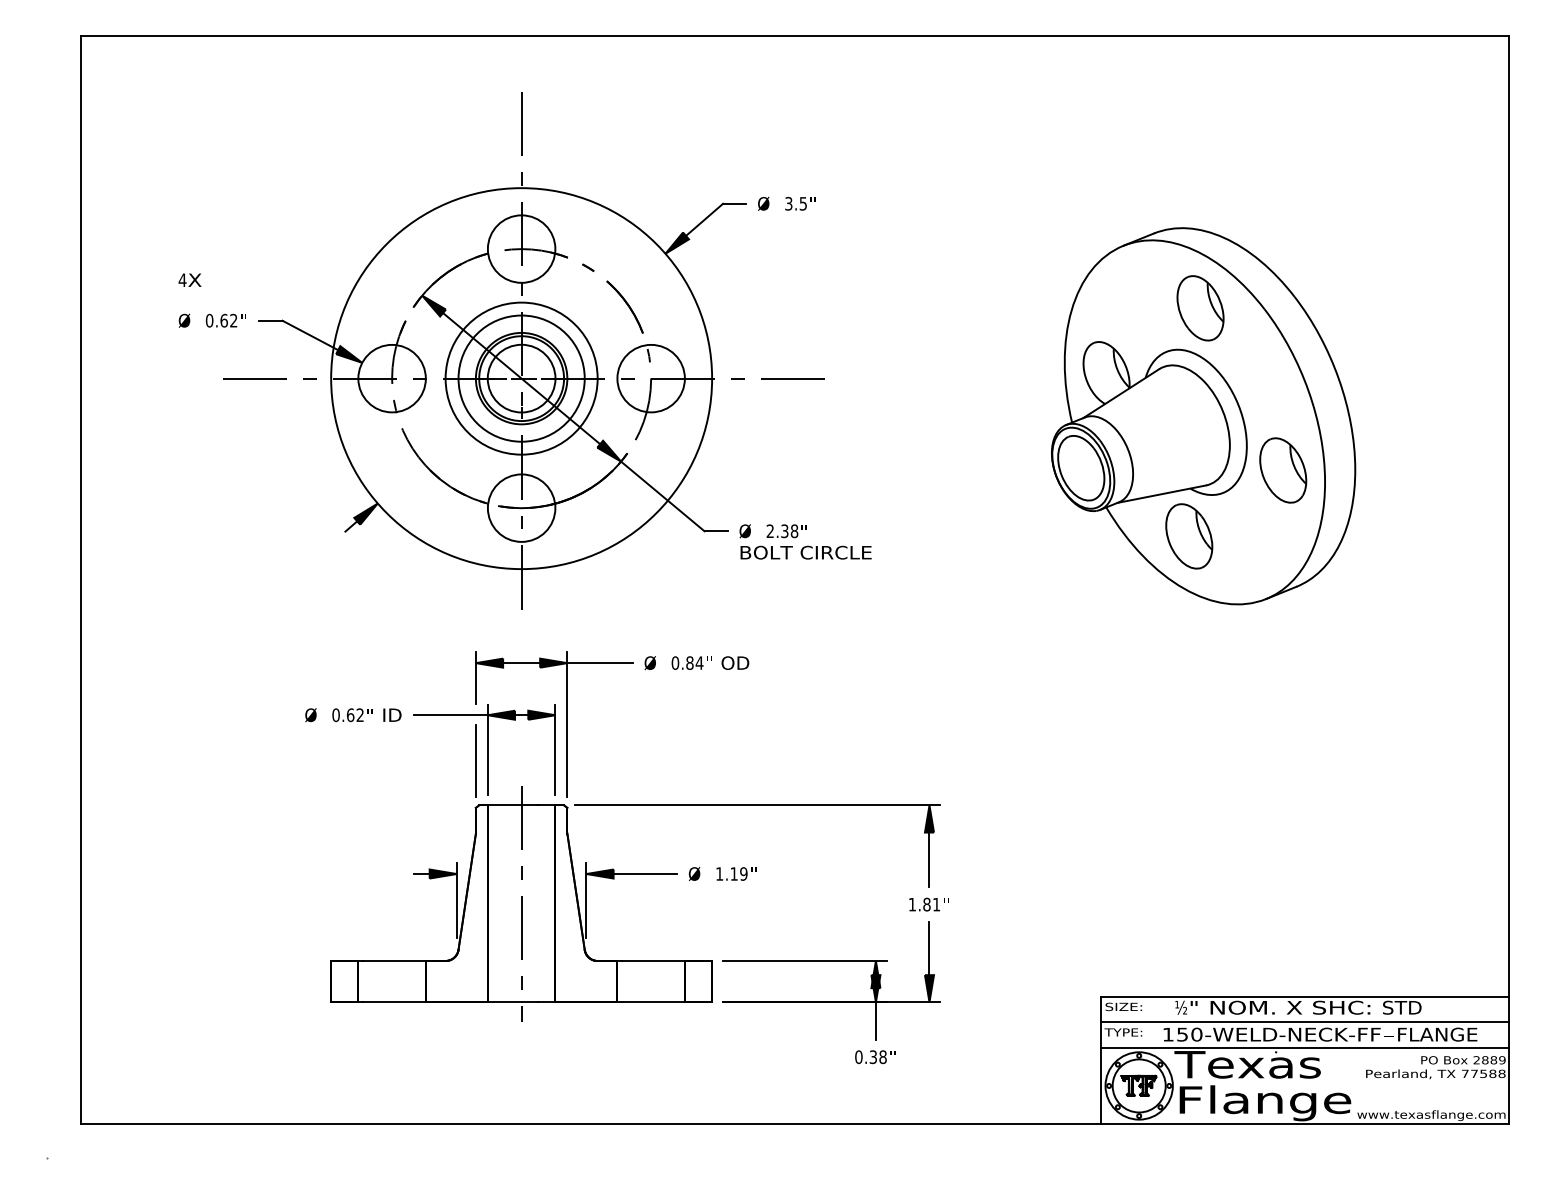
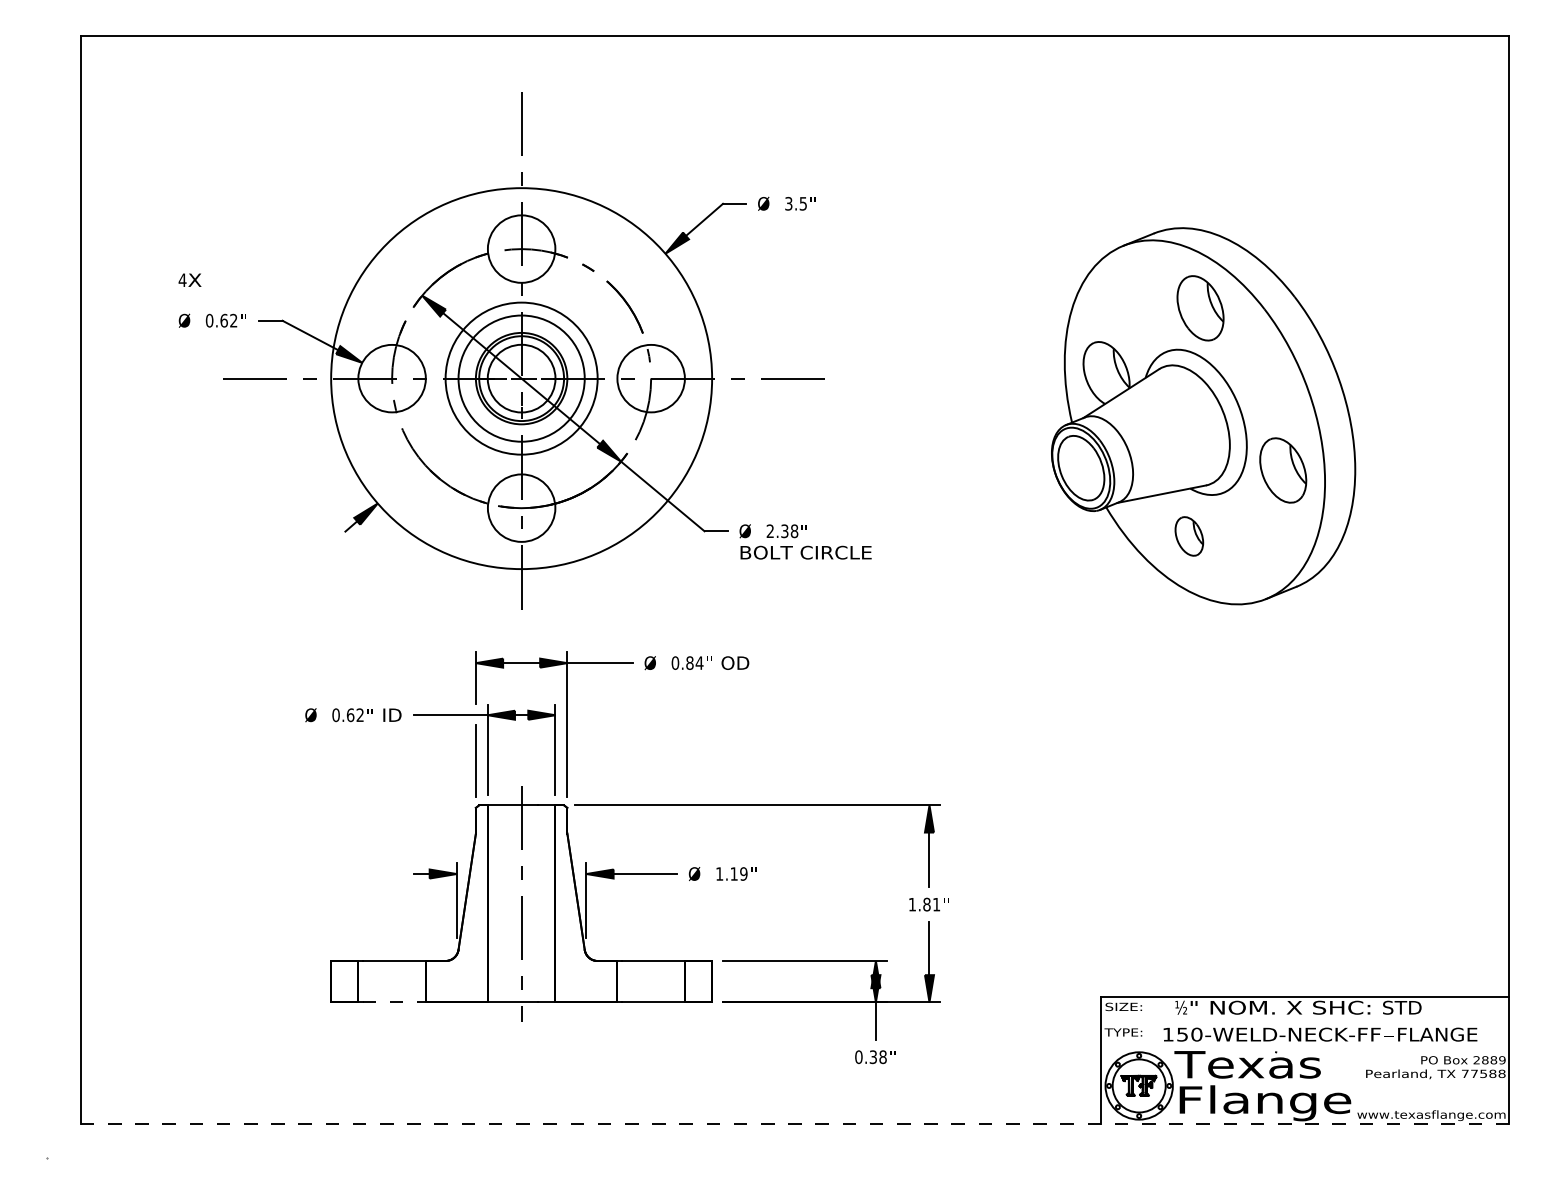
part size: 49x67 px -> 31x41 px (1189, 536)
line: solid -> dashed (394, 1002)
line: present -> none (1305, 1022)
line: present -> none (1305, 1047)
line: solid -> dashed (795, 1124)
